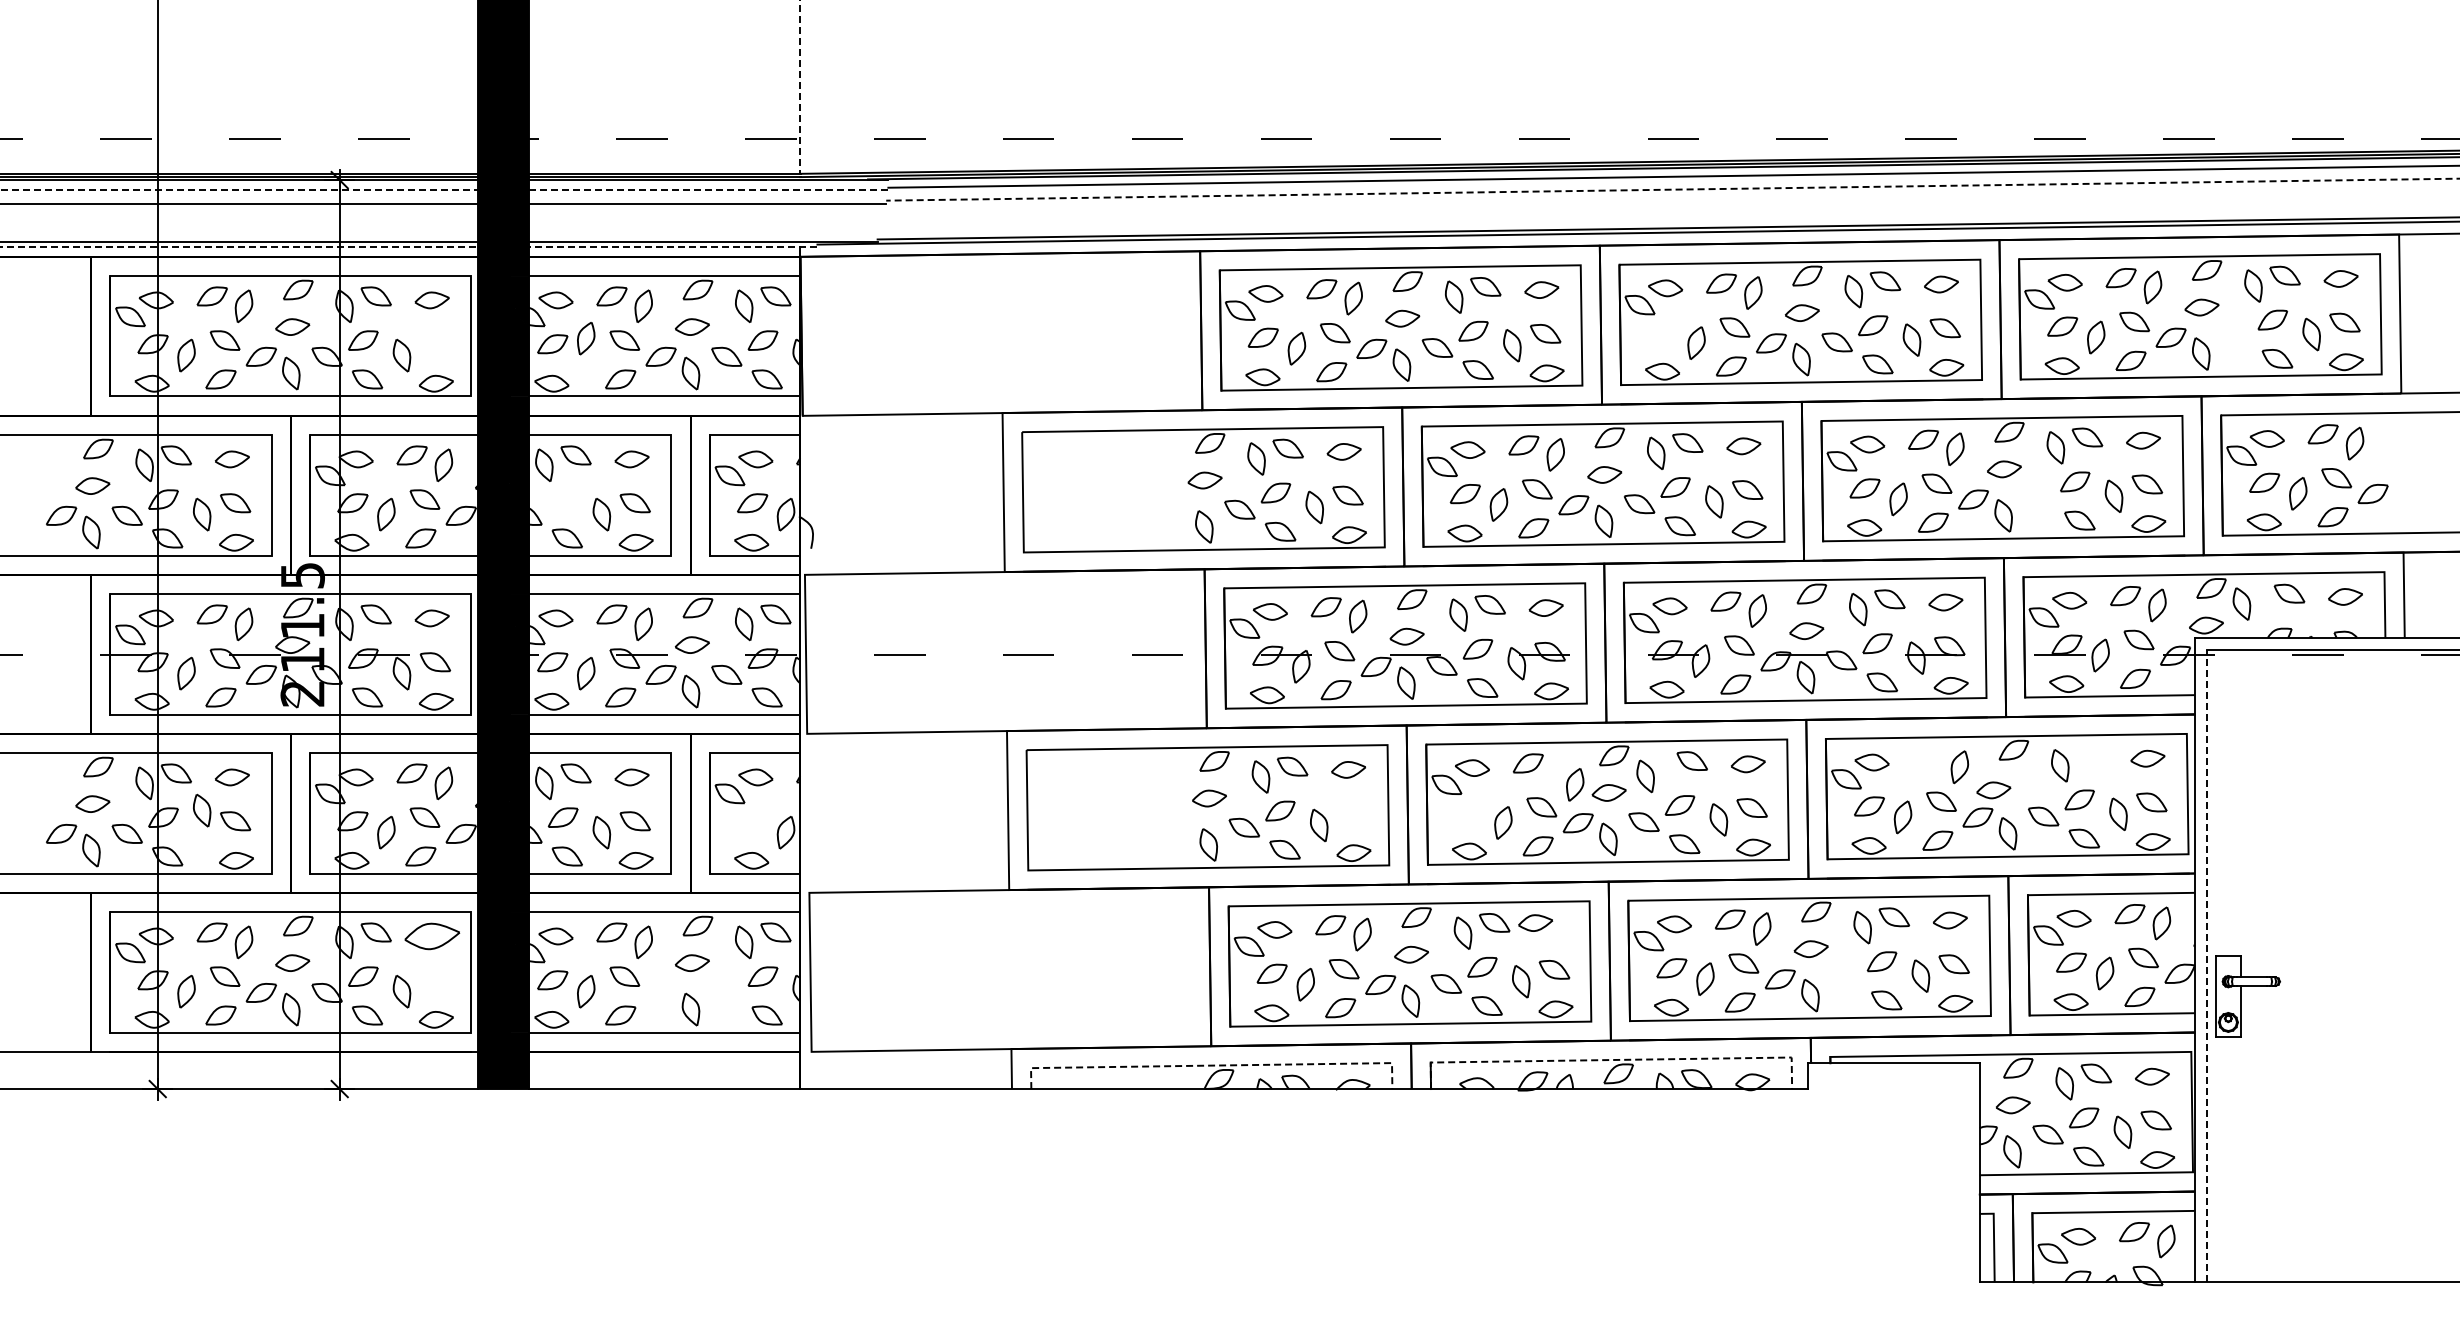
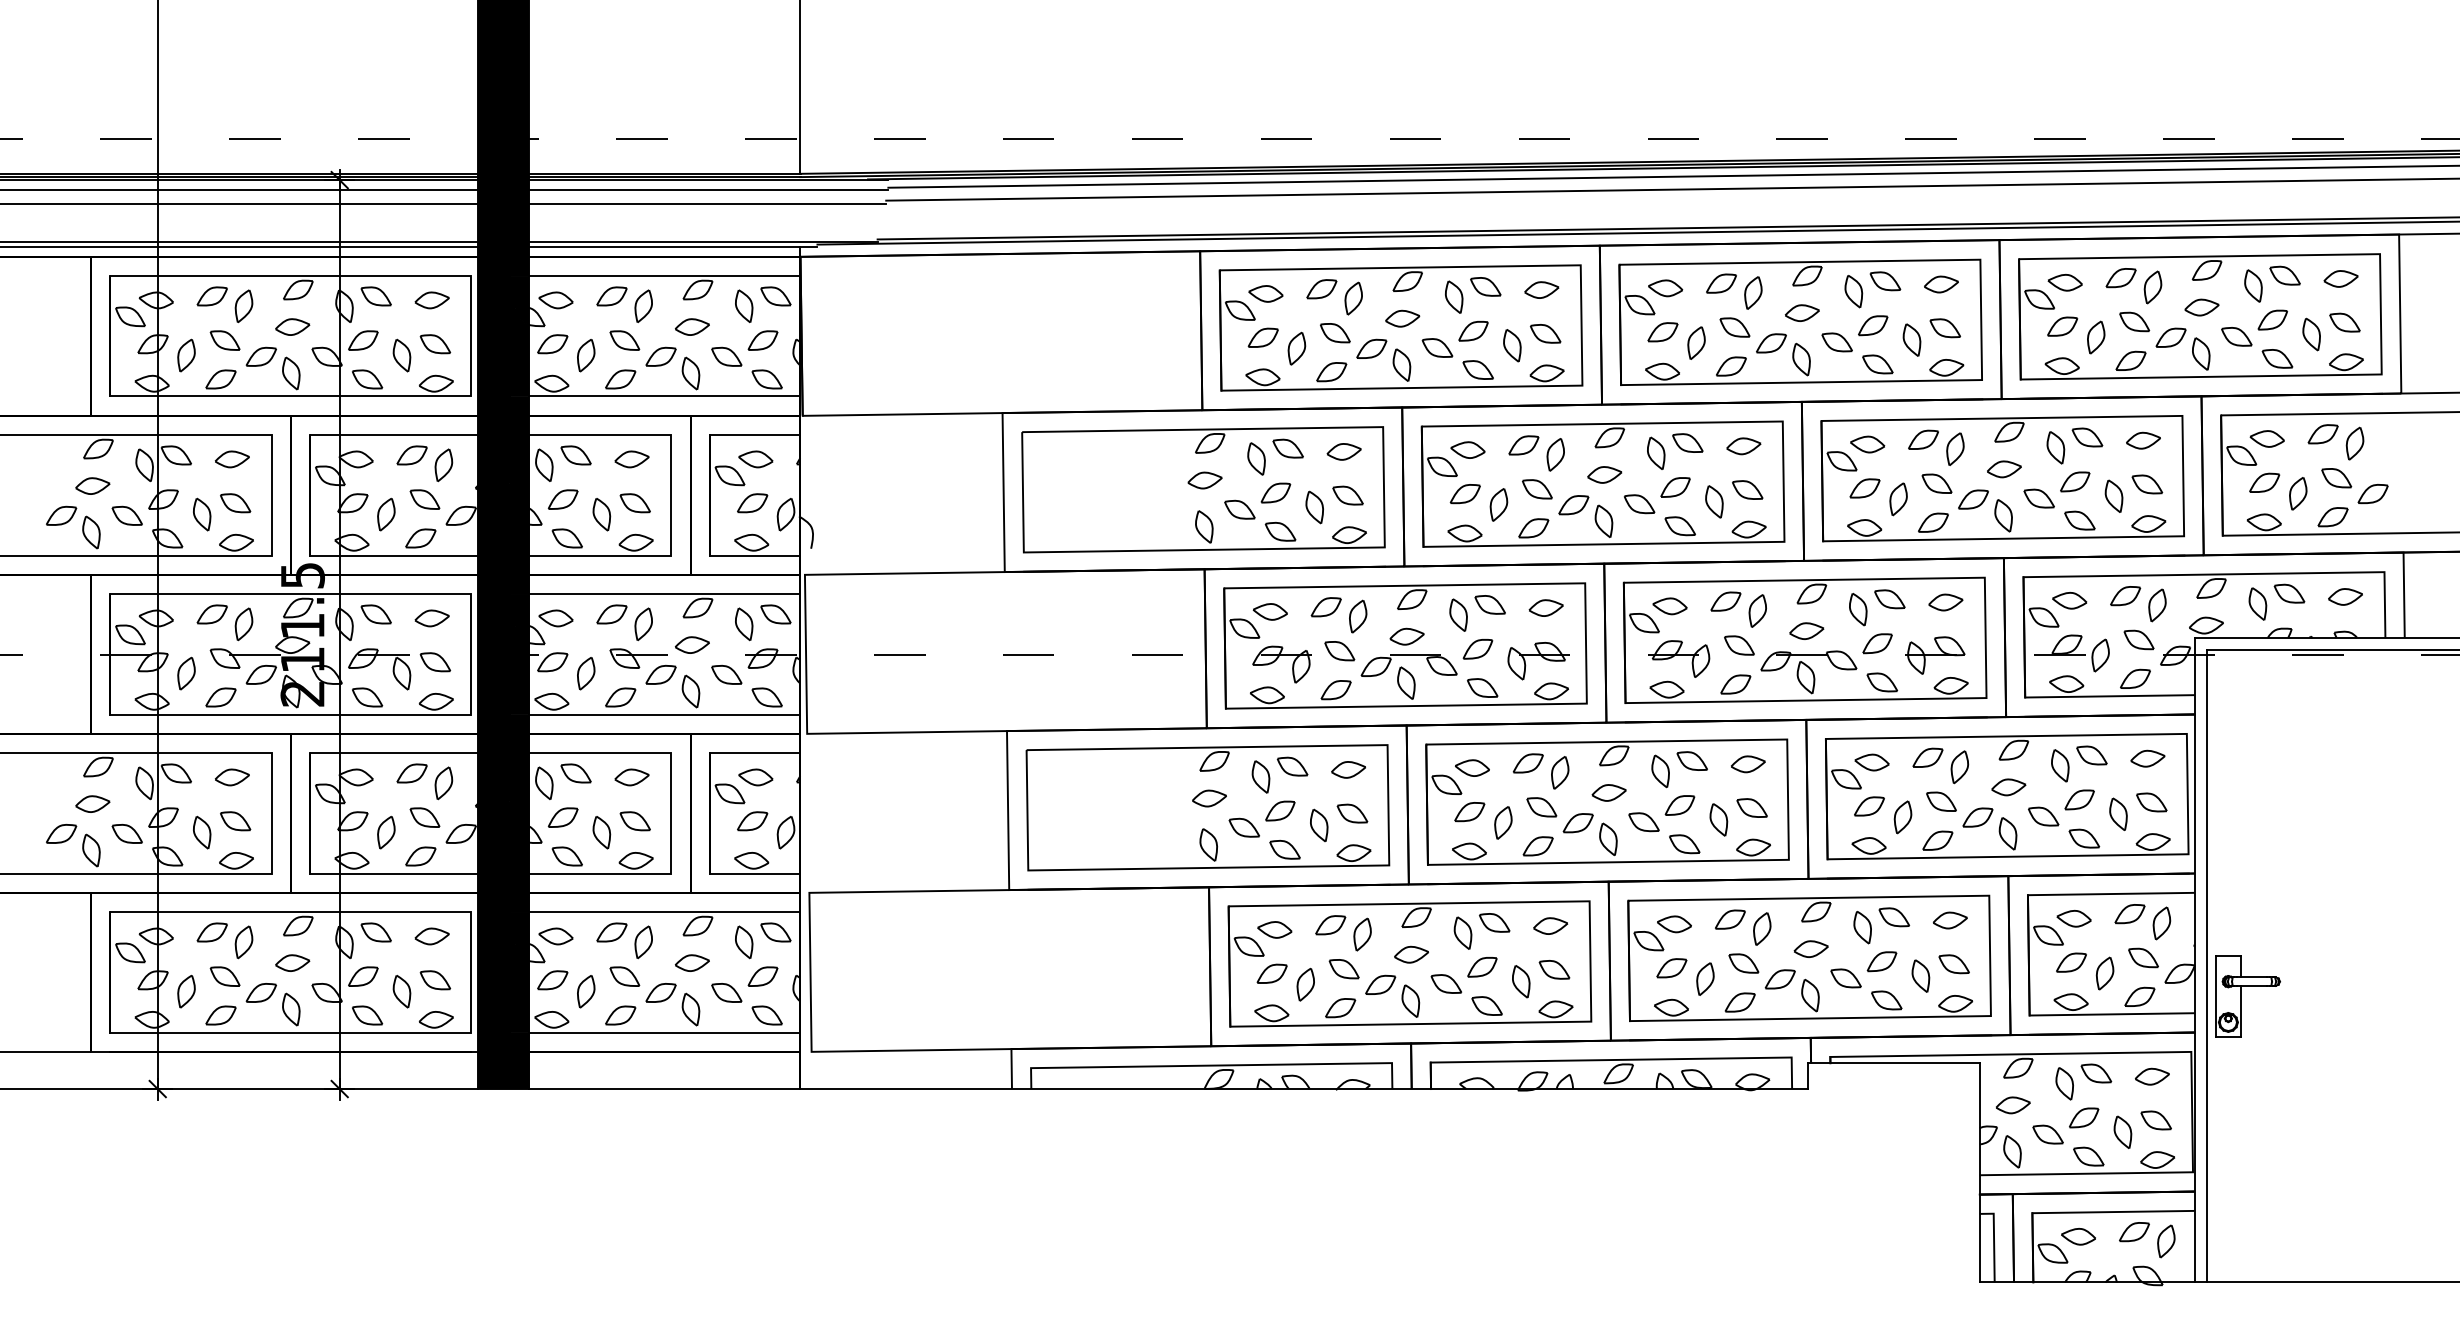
line: dashed -> solid (800, 86)
line: dashed -> solid (444, 189)
line: dashed -> solid (1673, 189)
line: dashed -> solid (408, 246)
part: none -> present (1662, 332)
part: none -> present (2236, 336)
part position: (586, 338) -> (586, 355) (586, 355)
part: none -> present (435, 344)
part: none -> present (2038, 498)
part: none -> present (562, 499)
part position: (2241, 603) -> (2257, 603) (2257, 603)
part: none -> present (2091, 755)
part: none -> present (1927, 757)
part position: (1645, 776) -> (1660, 771) (1660, 771)
part position: (1575, 784) -> (1560, 772) (1560, 772)
part position: (1993, 790) -> (2008, 787) (2008, 787)
part position: (202, 810) -> (202, 832) (202, 832)
part: none -> present (1469, 812)
part: none -> present (1352, 813)
part: none -> present (752, 821)
part position: (1535, 922) -> (1550, 925) (1550, 925)
part size: 57x29 px -> 36x19 px (431, 936)
line: dashed -> solid (2206, 965)
part: none -> present (1845, 978)
part: none -> present (435, 980)
part: none -> present (660, 992)
part: none -> present (726, 992)
line: dashed -> solid (1614, 1059)
line: dashed -> solid (1214, 1065)
